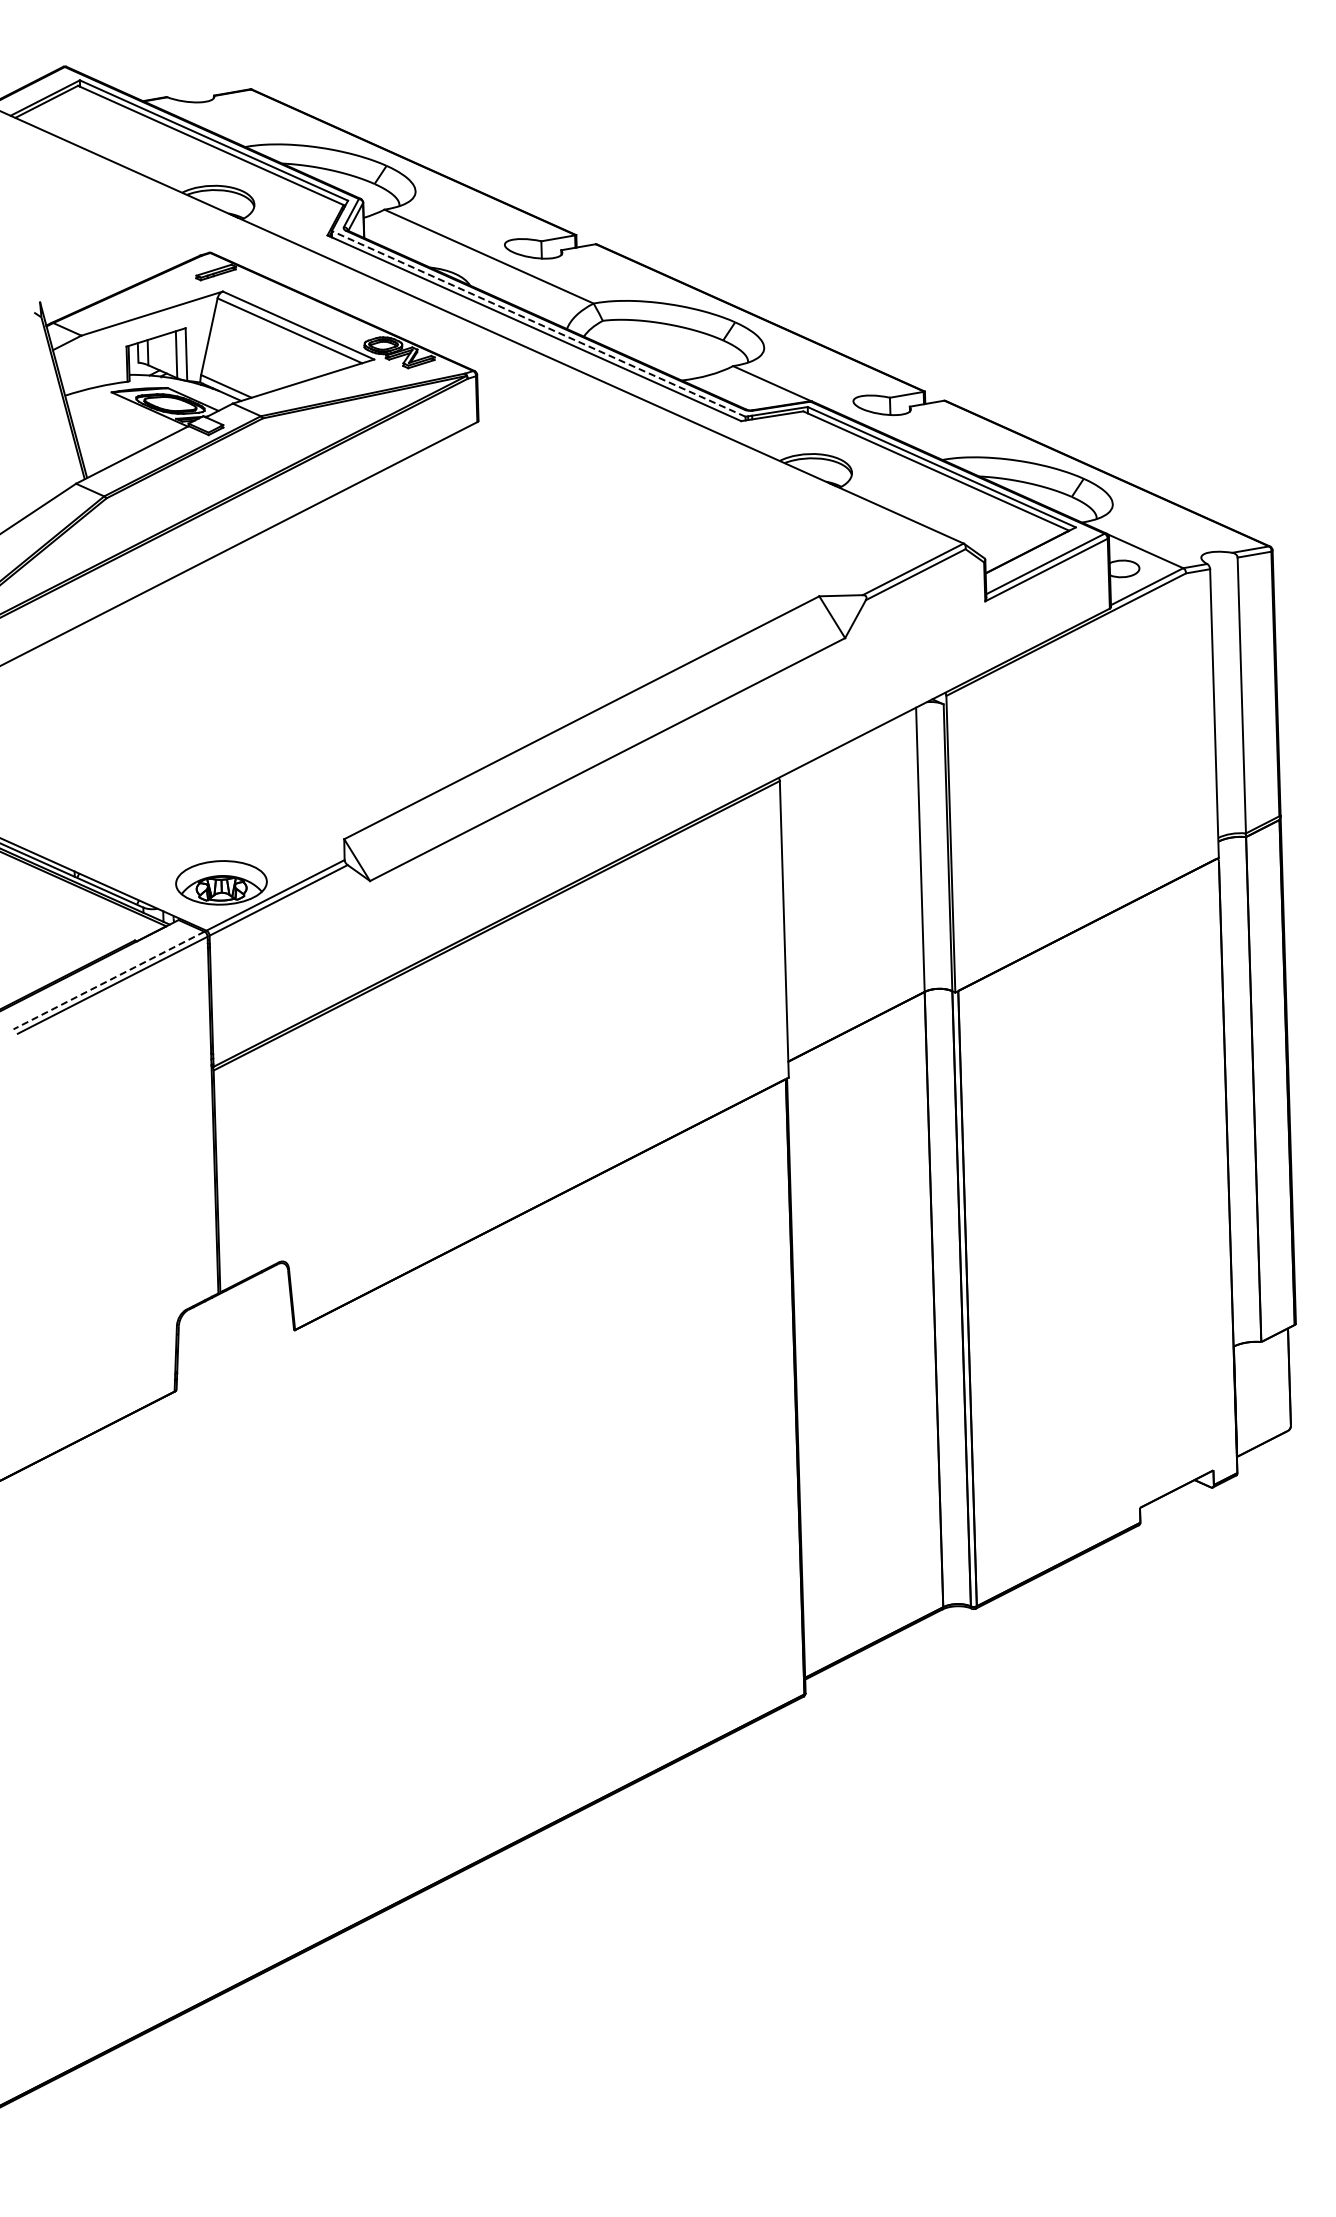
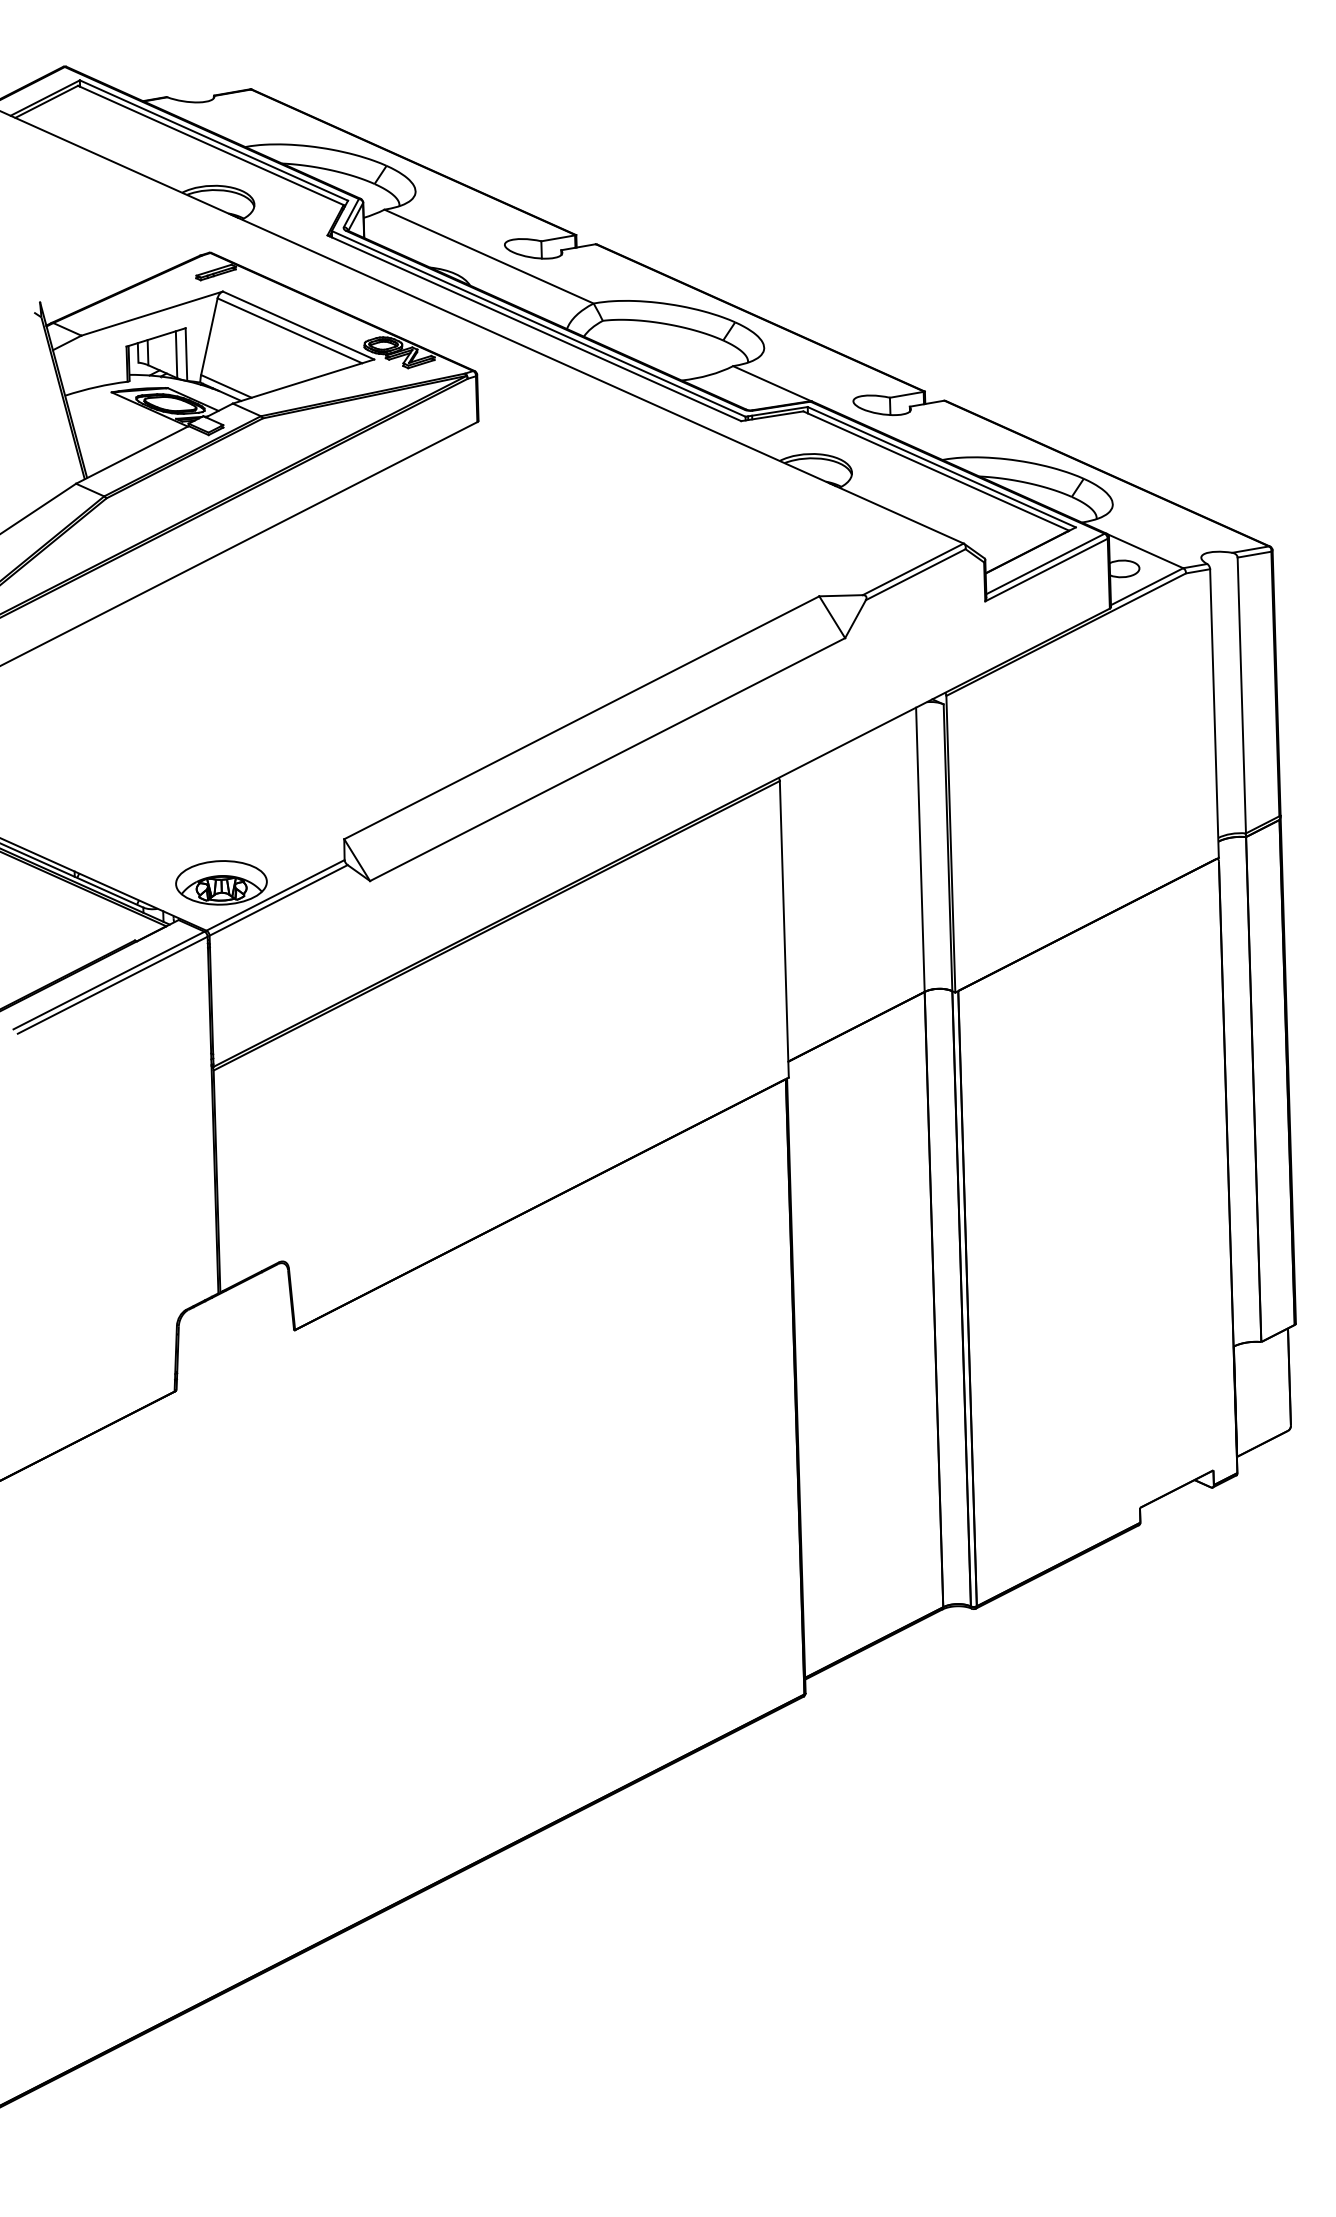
line: dashed -> solid (538, 323)
line: dashed -> solid (108, 980)
